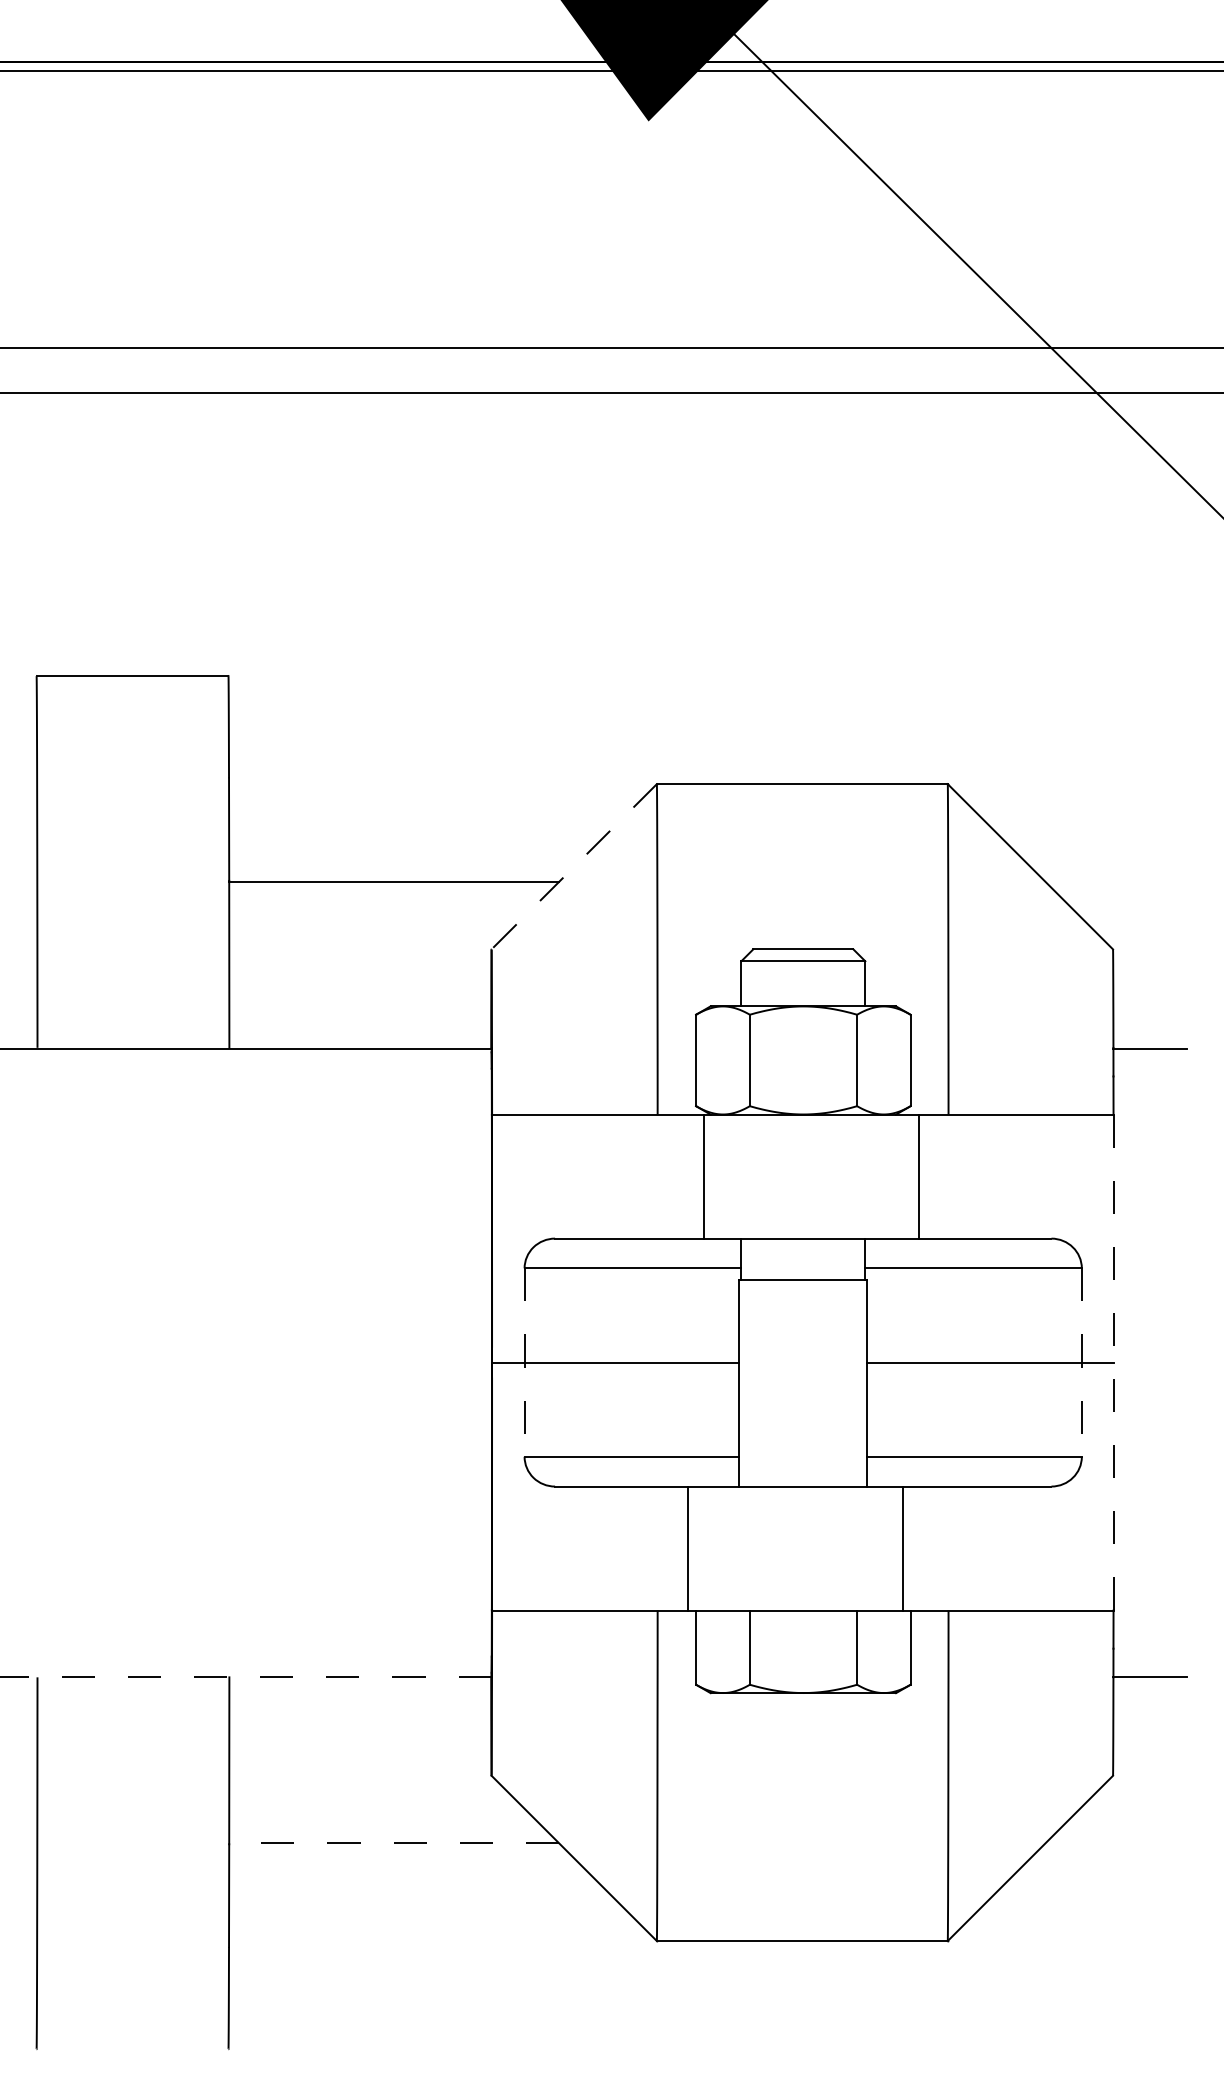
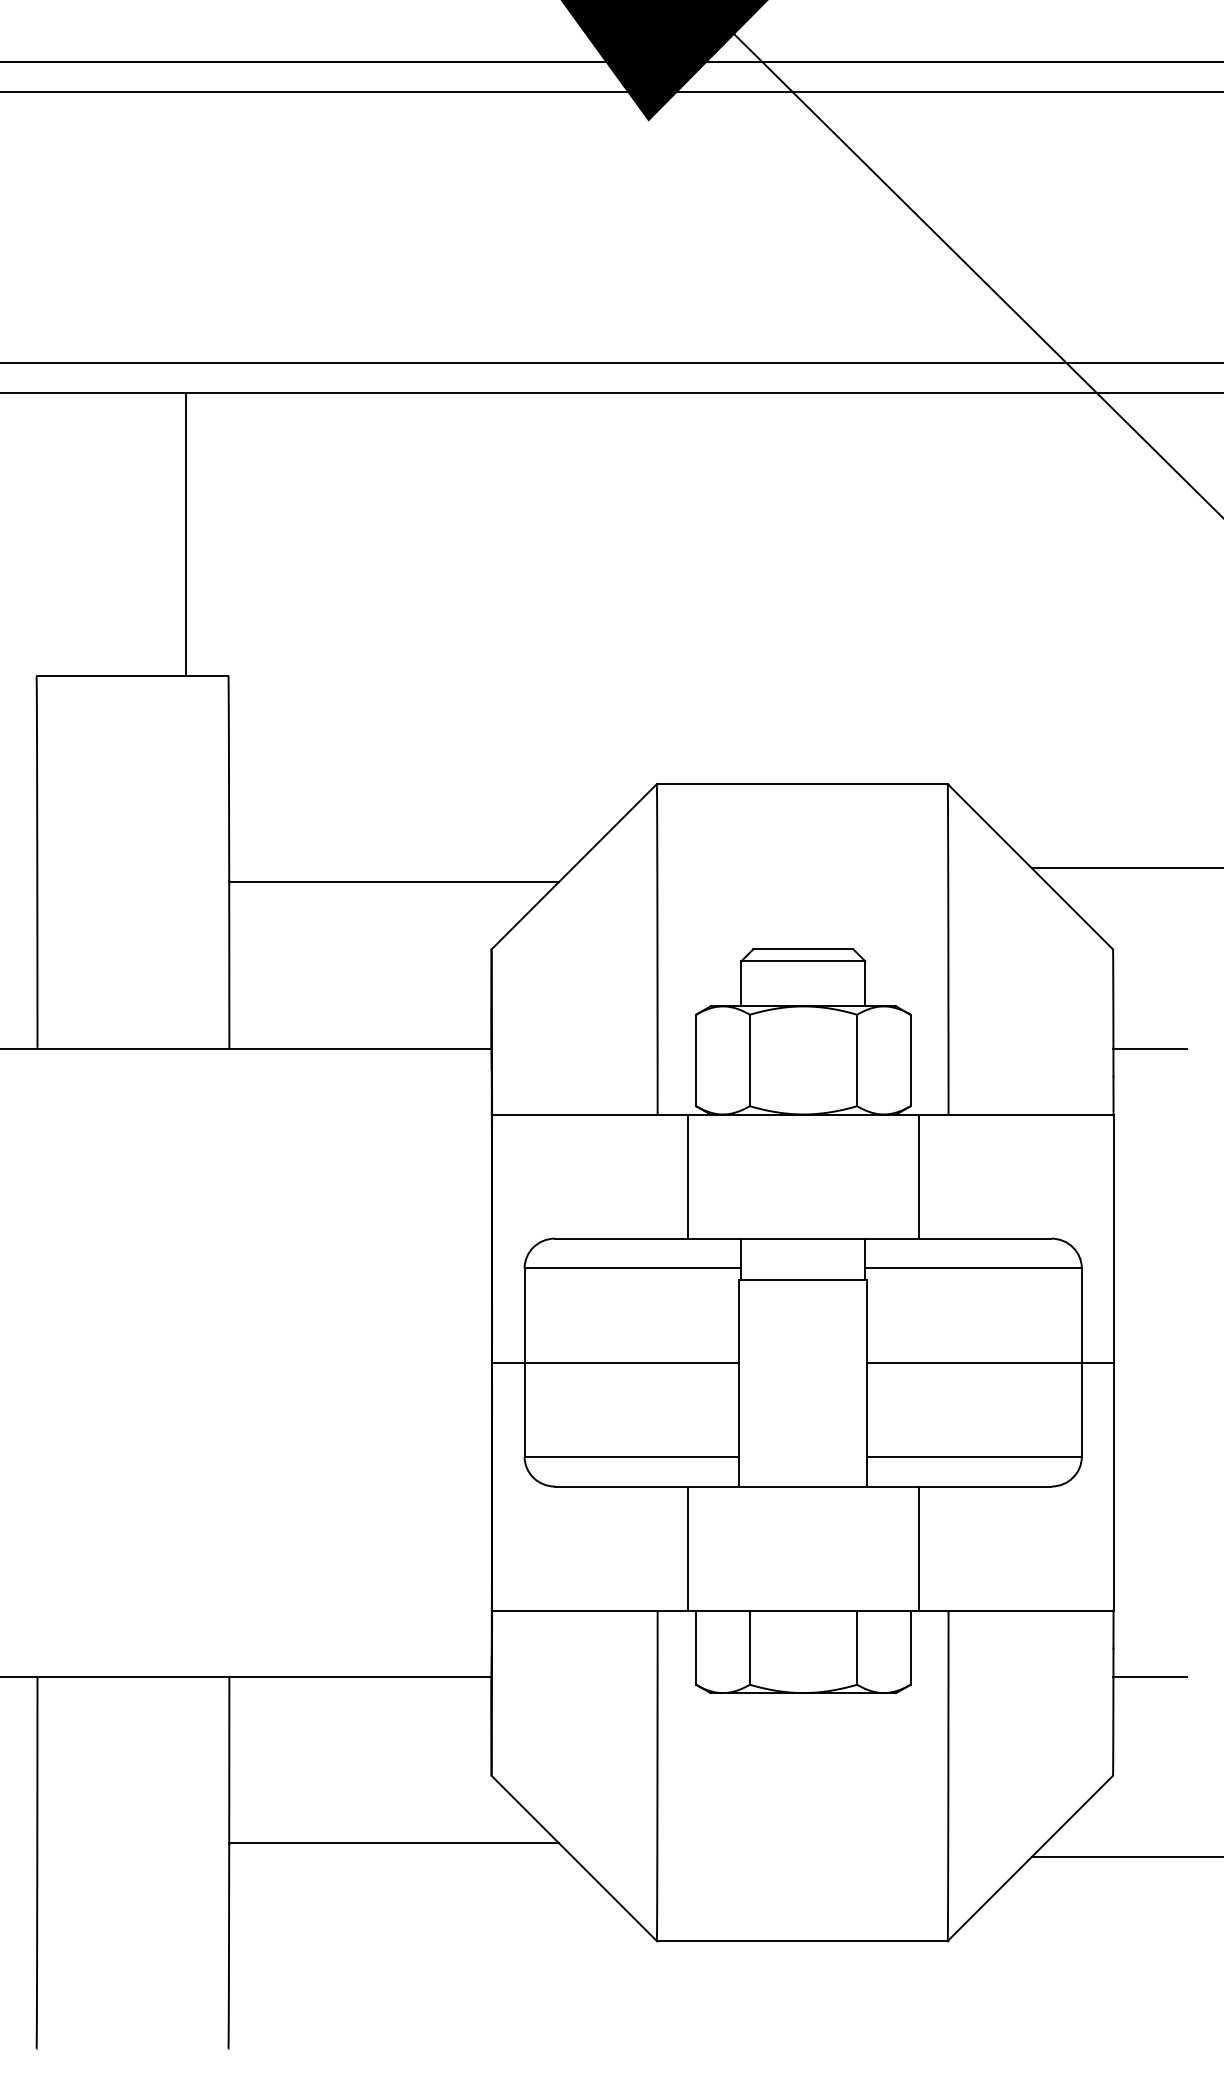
line position: (611, 70) -> (611, 91) (611, 91)
line position: (611, 348) -> (611, 363) (611, 363)
line: none -> present (186, 533)
line: dashed -> solid (574, 866)
line: none -> present (1125, 868)
line position: (703, 1176) -> (687, 1176) (687, 1176)
line: dashed -> solid (1113, 1362)
line: dashed -> solid (524, 1363)
line: dashed -> solid (1081, 1363)
line position: (903, 1548) -> (919, 1548) (919, 1548)
line: dashed -> solid (245, 1676)
line: dashed -> solid (394, 1843)
line: none -> present (1125, 1857)
